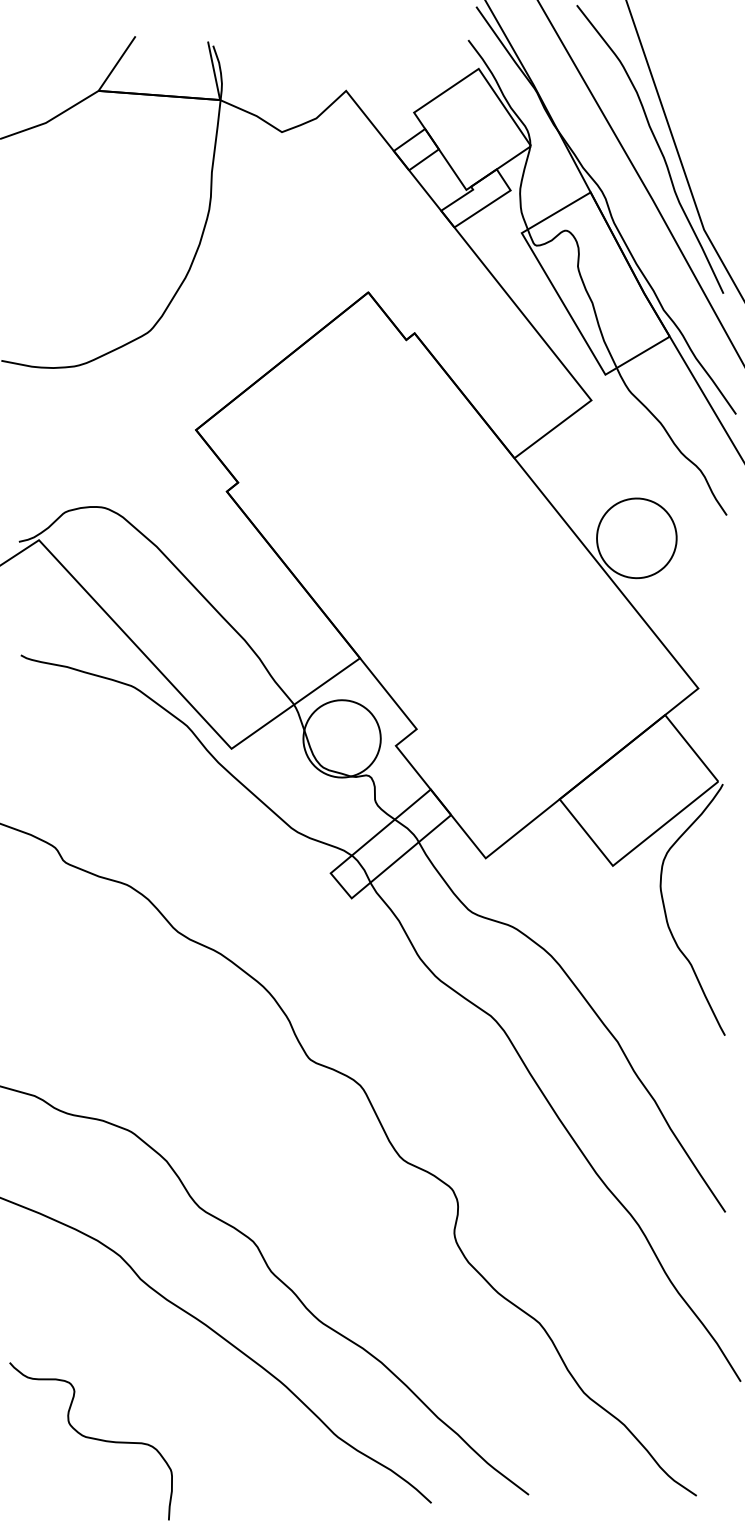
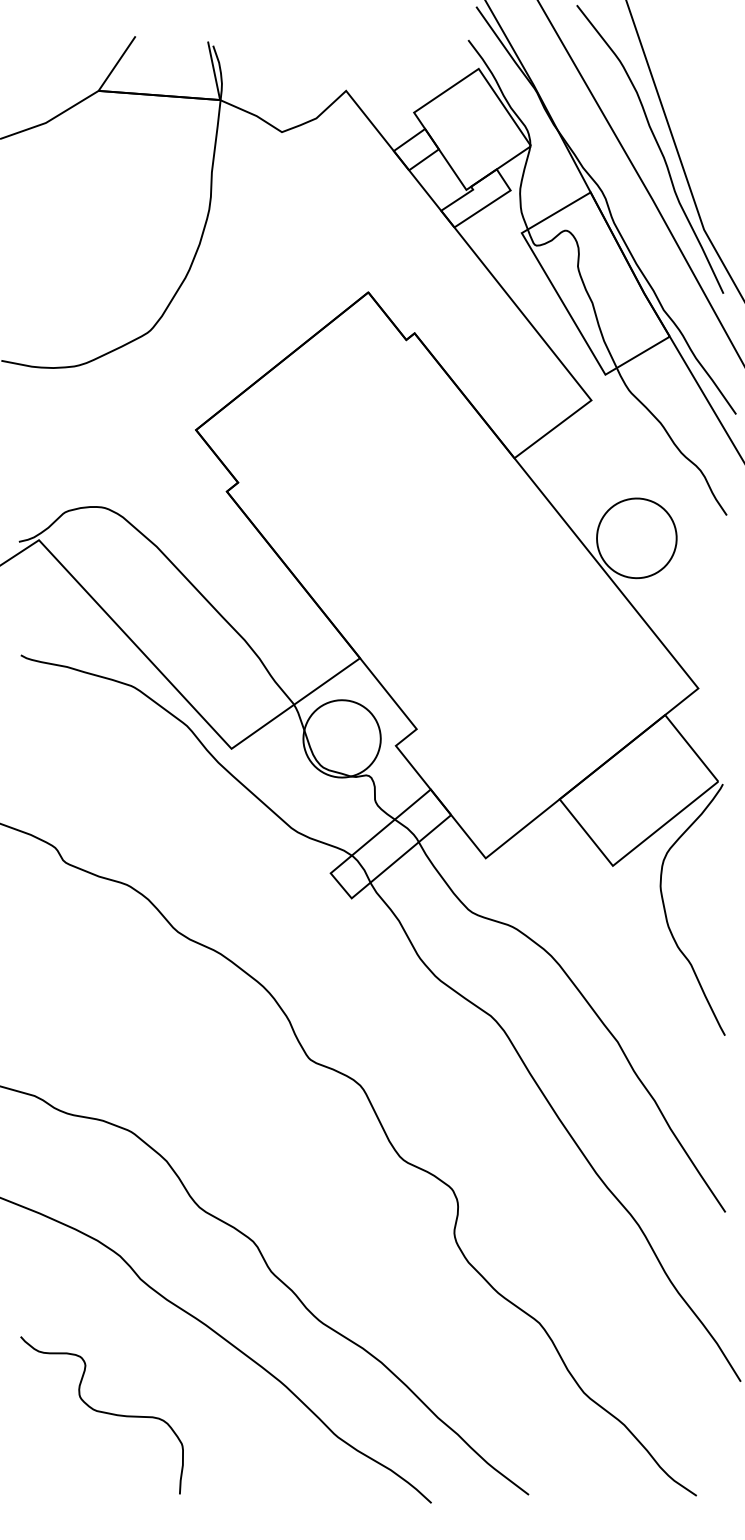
curve position: (91, 1439) -> (102, 1413) (102, 1413)
